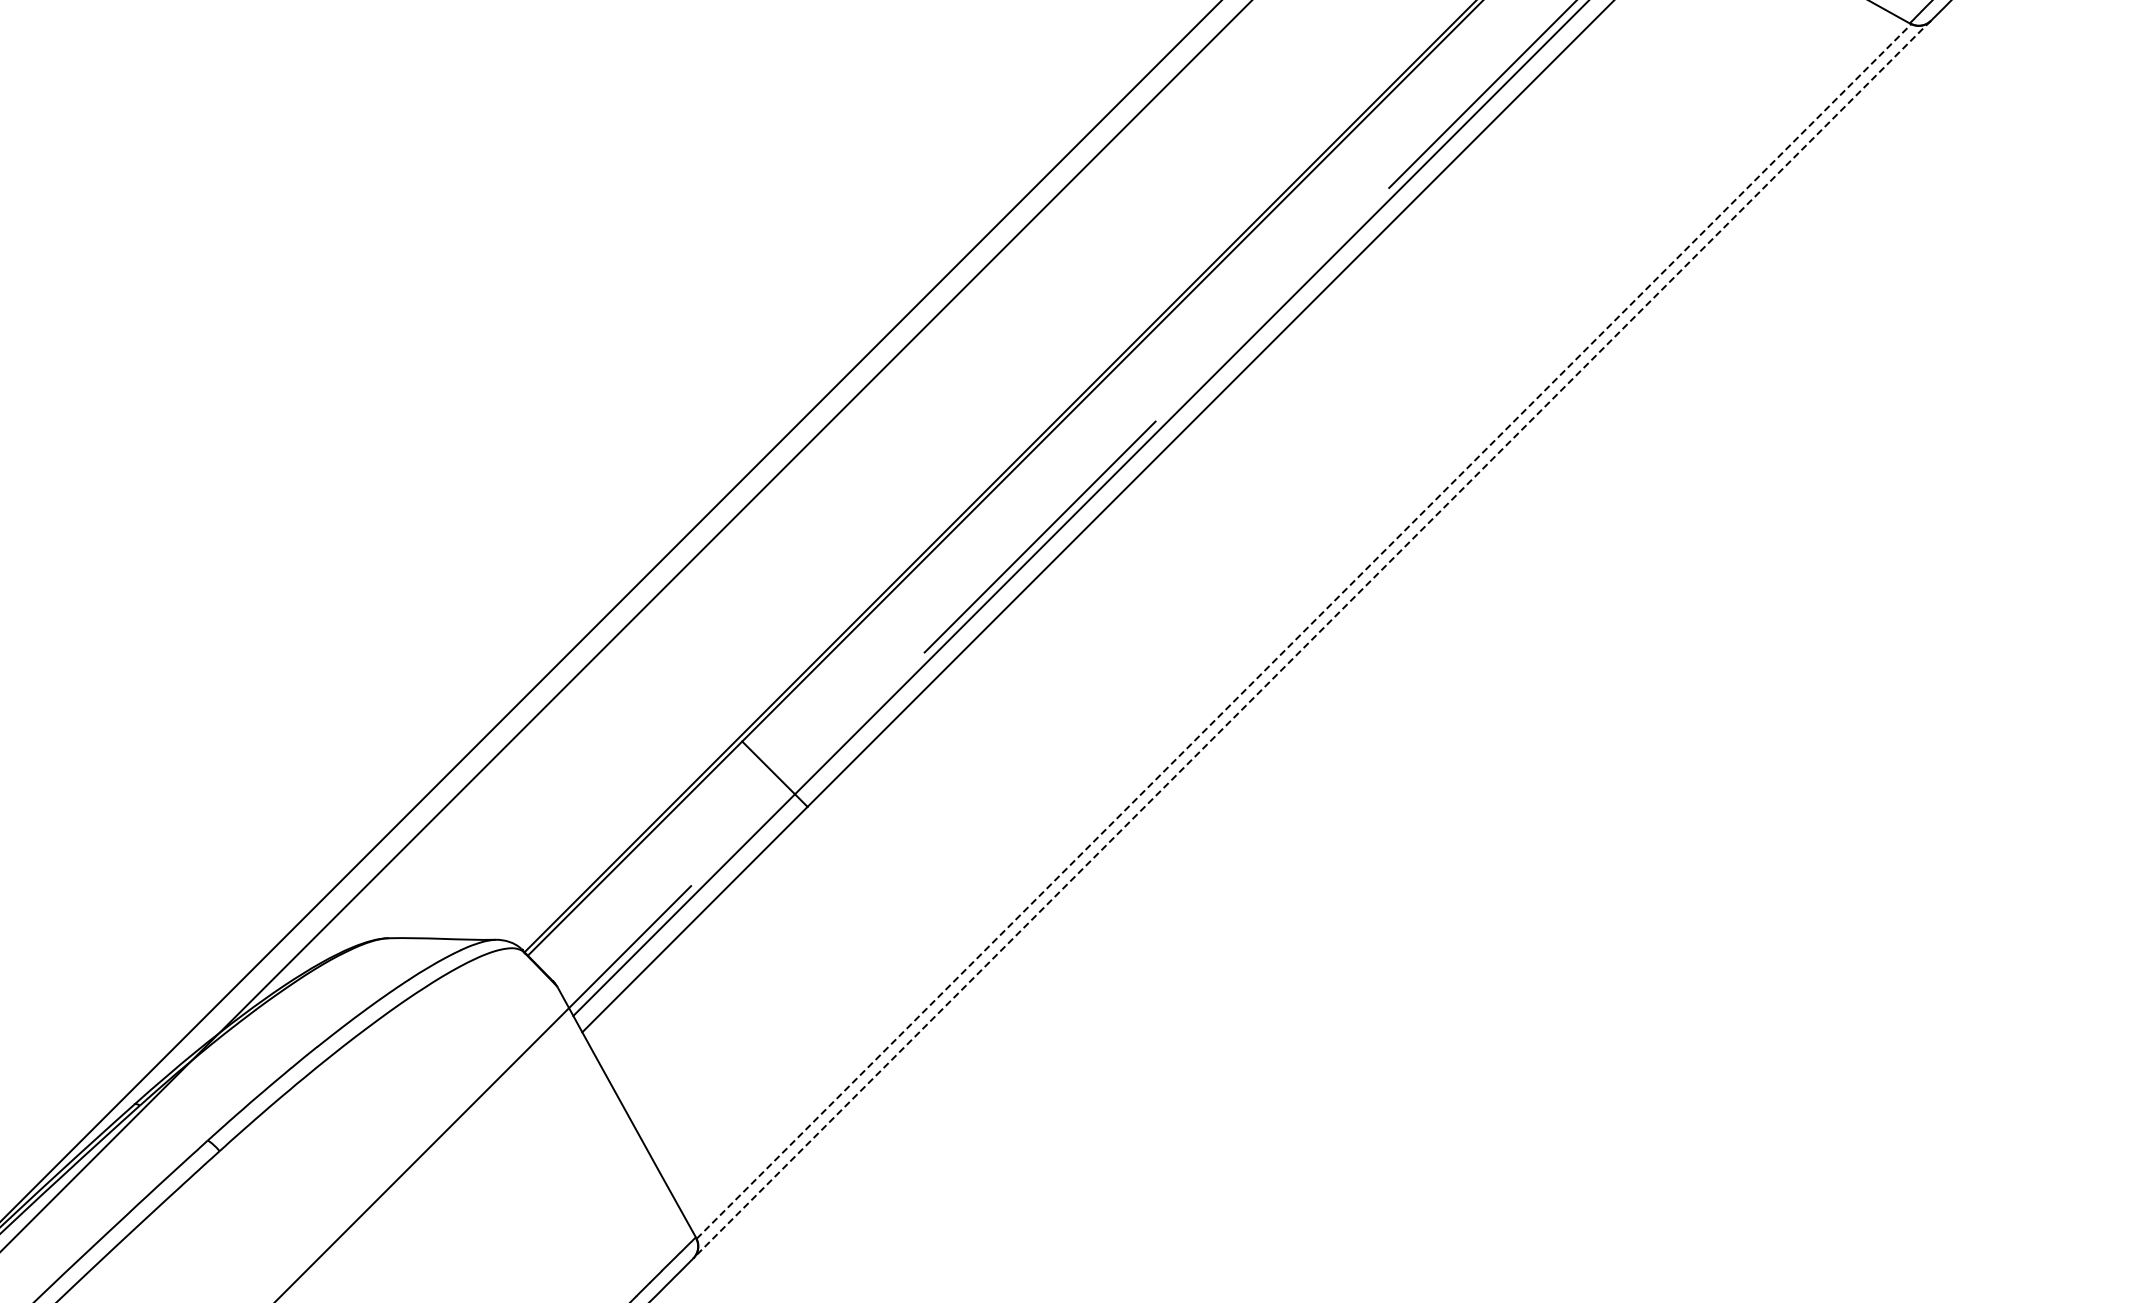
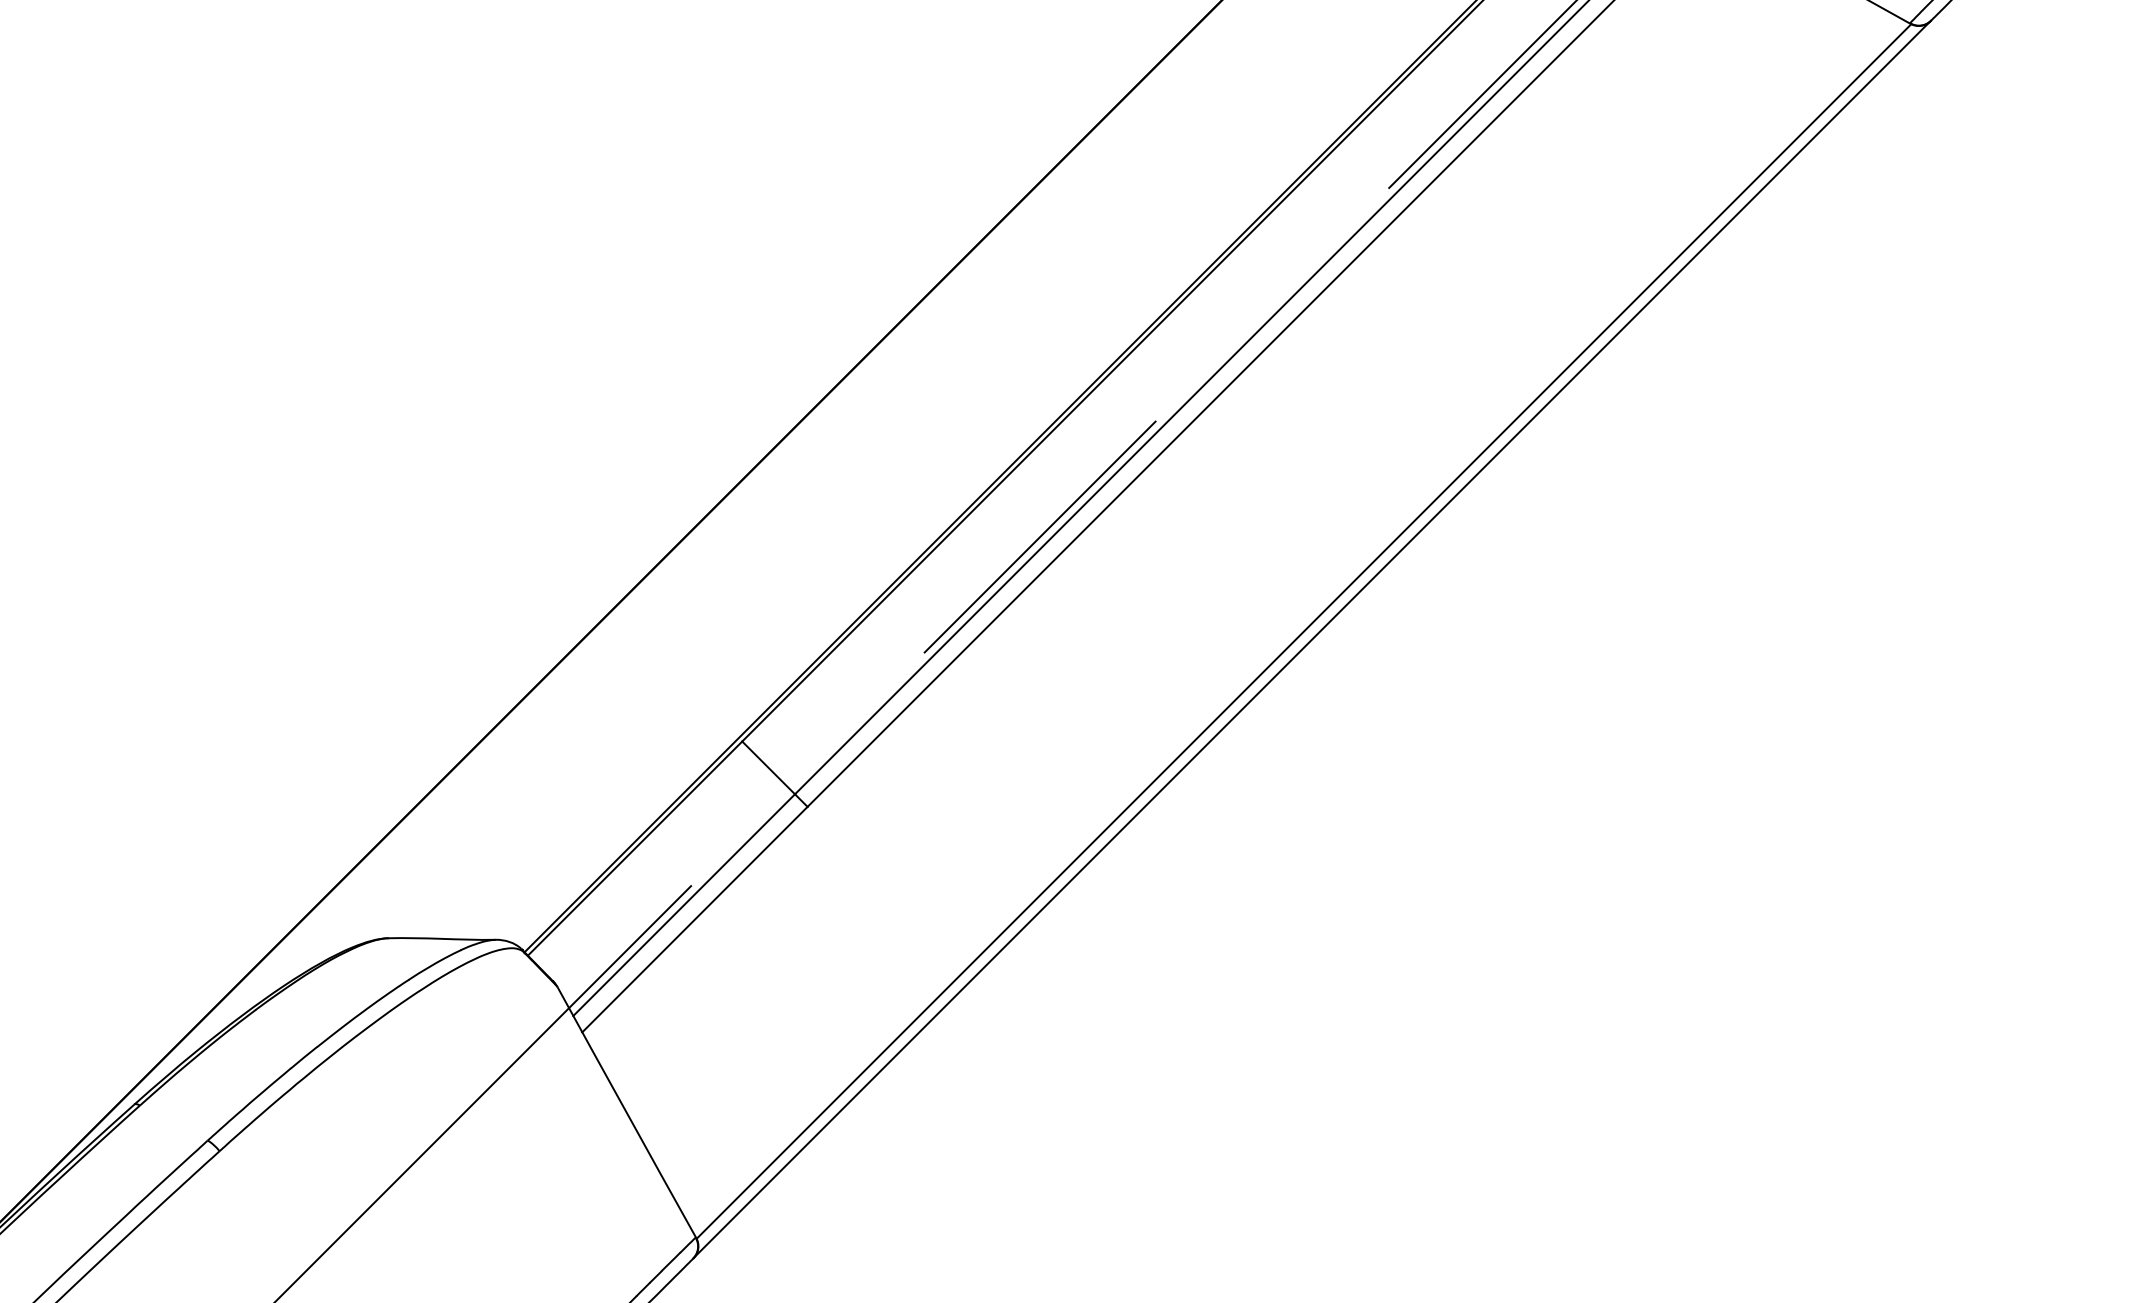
line position: (625, 626) -> (611, 611) (611, 611)
line: dashed -> solid (1303, 631)
line: dashed -> solid (1311, 639)
